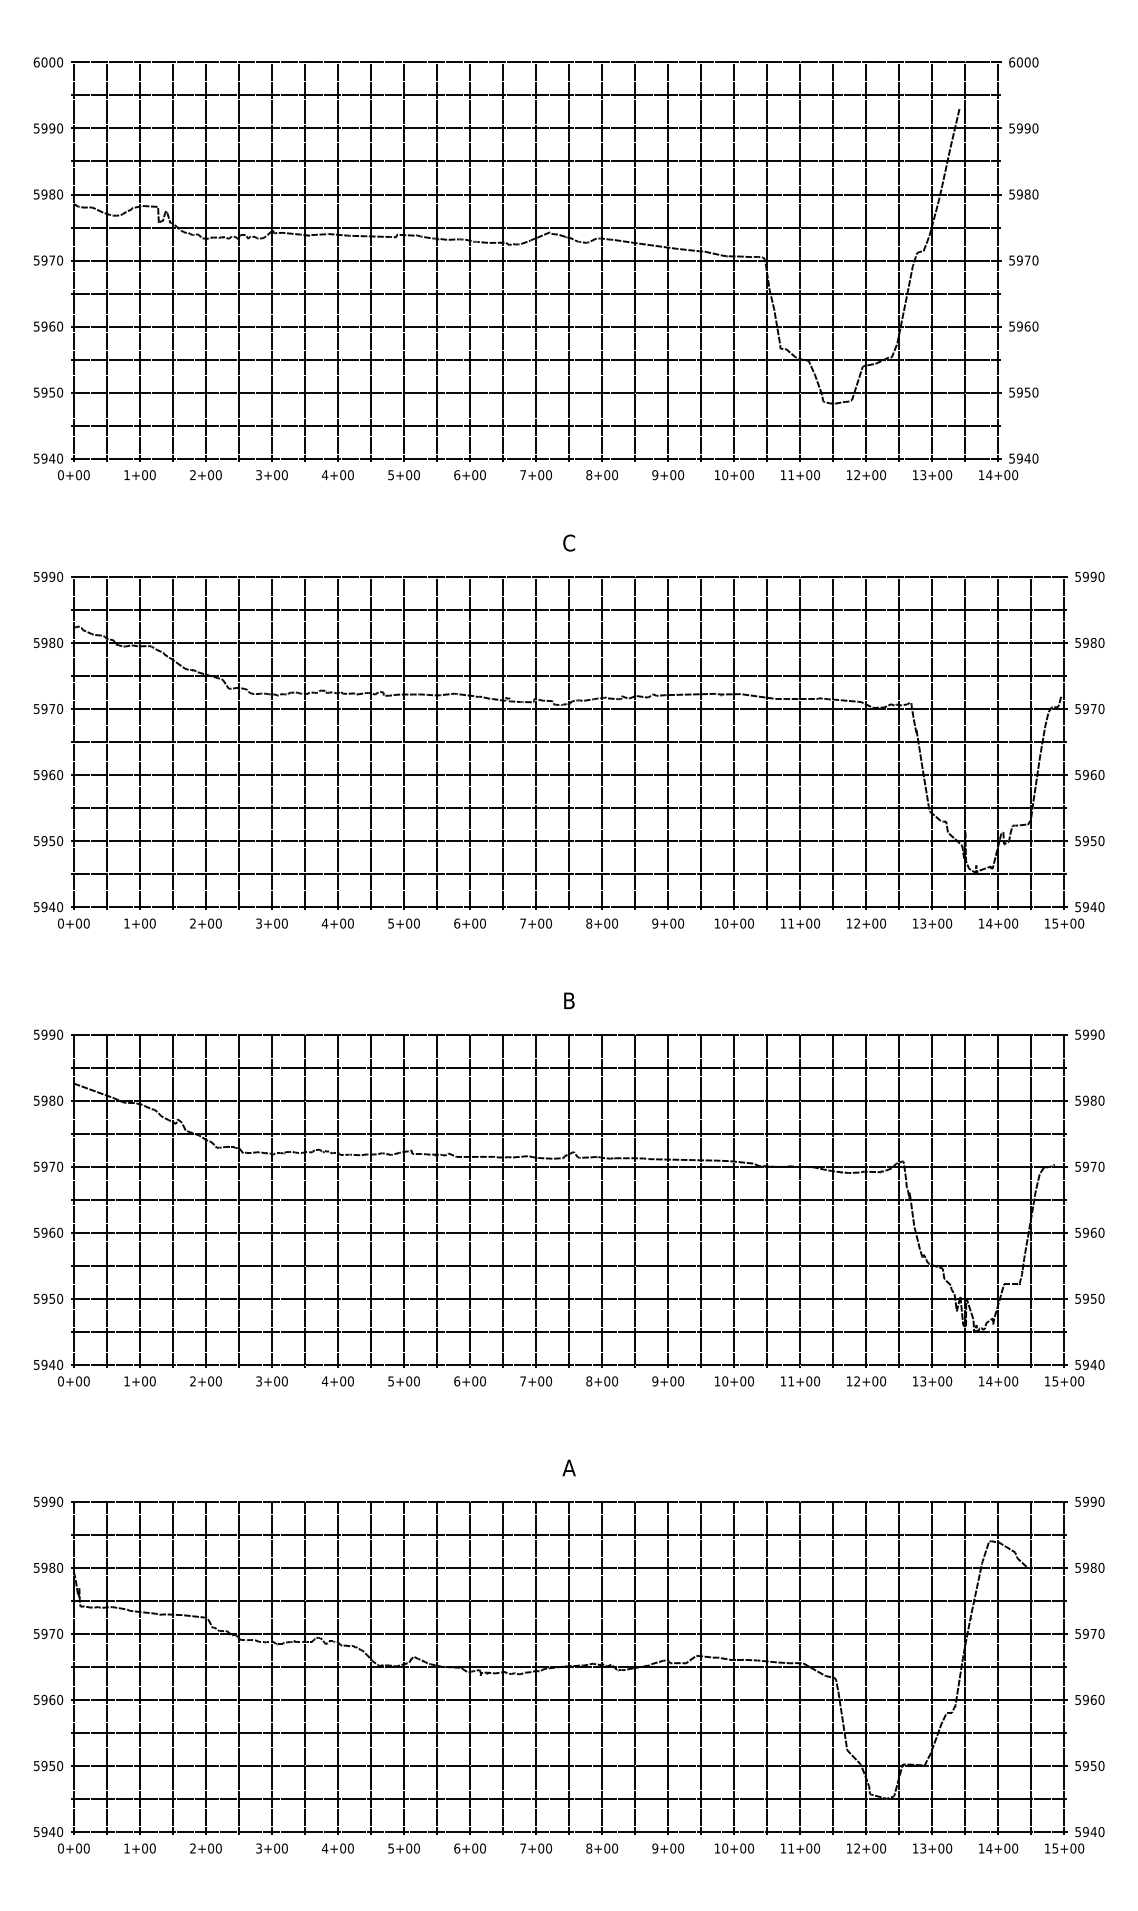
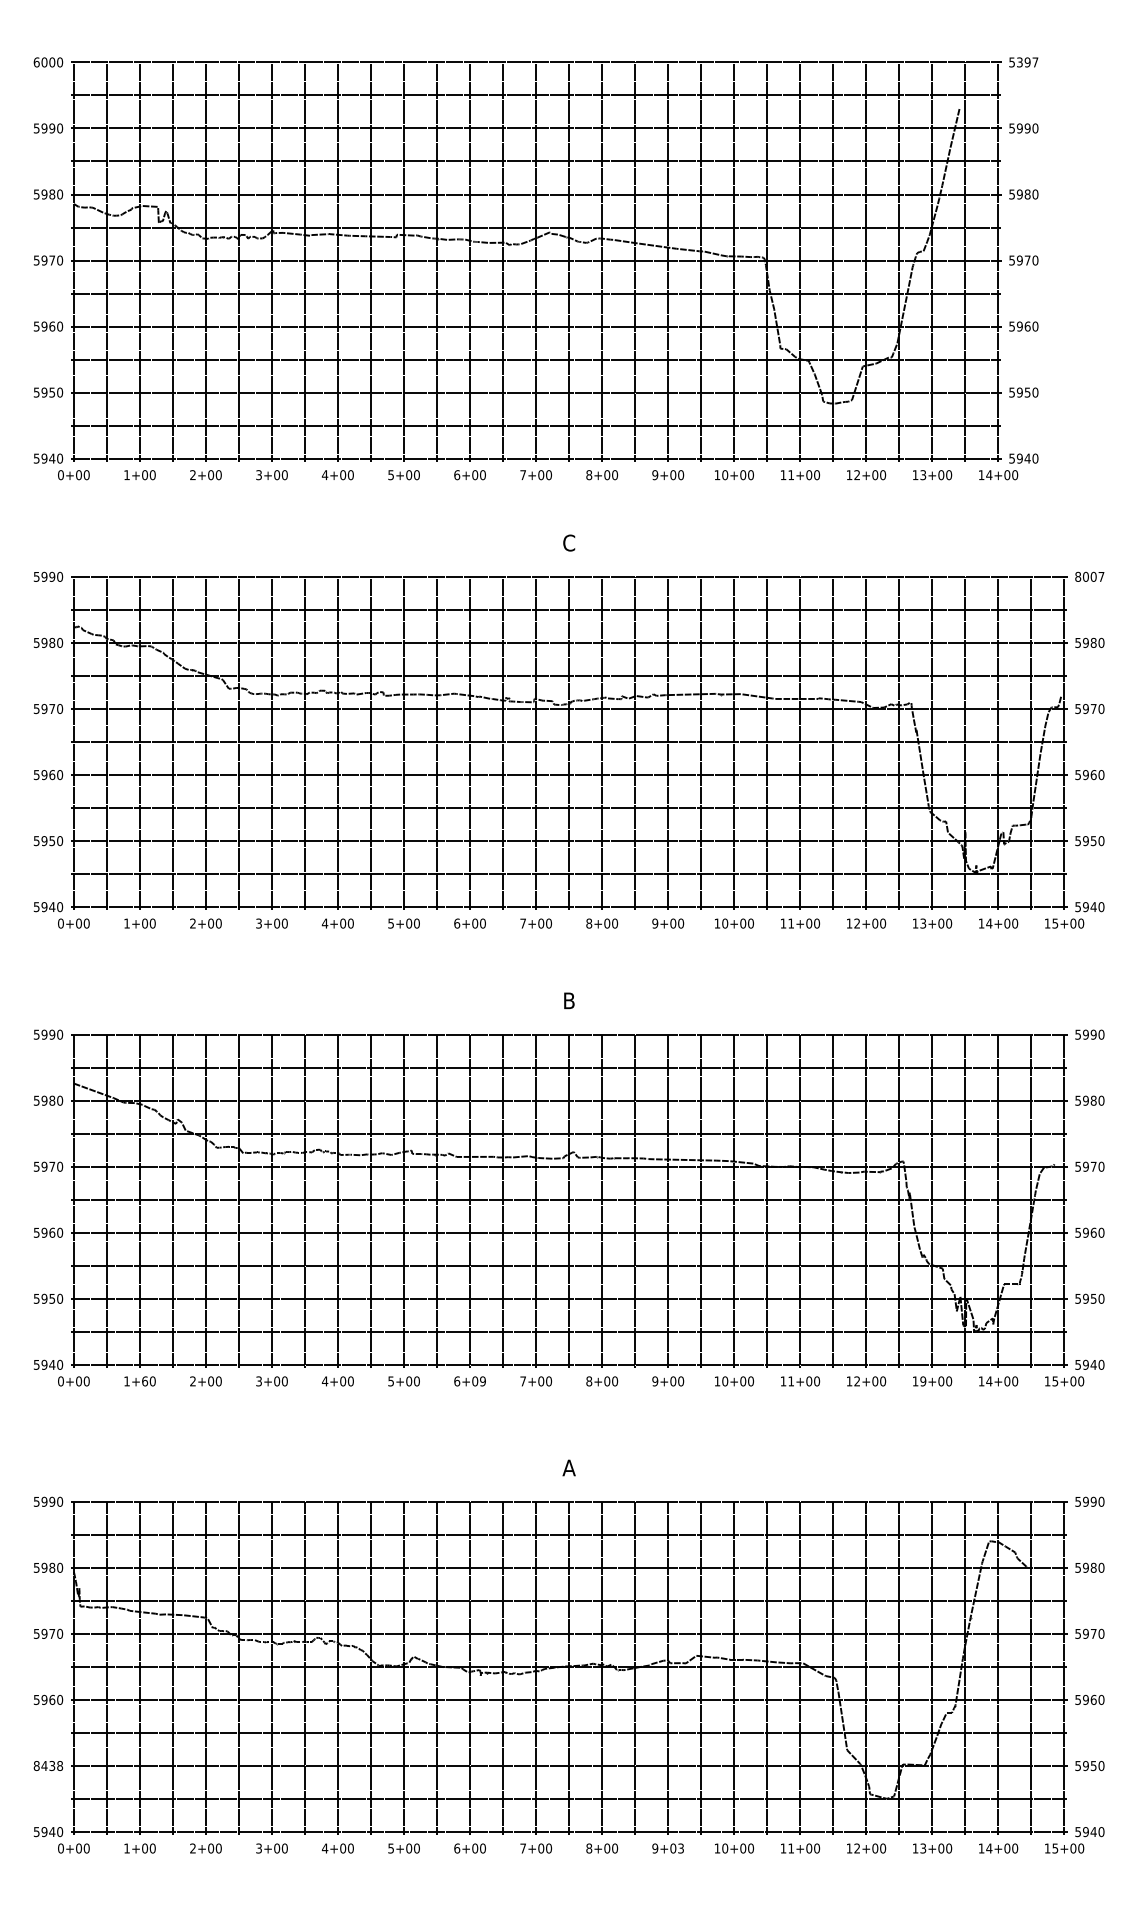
text: 6000 -> 5397 (1023, 62)
text: 5990 -> 8007 (1089, 576)
text: 1+00 -> 1+60 (145, 1381)
text: 6+00 -> 6+09 (482, 1381)
text: 13+00 -> 19+00 (923, 1381)
text: 5950 -> 8438 (48, 1765)
text: 9+00 -> 9+03 (681, 1848)
